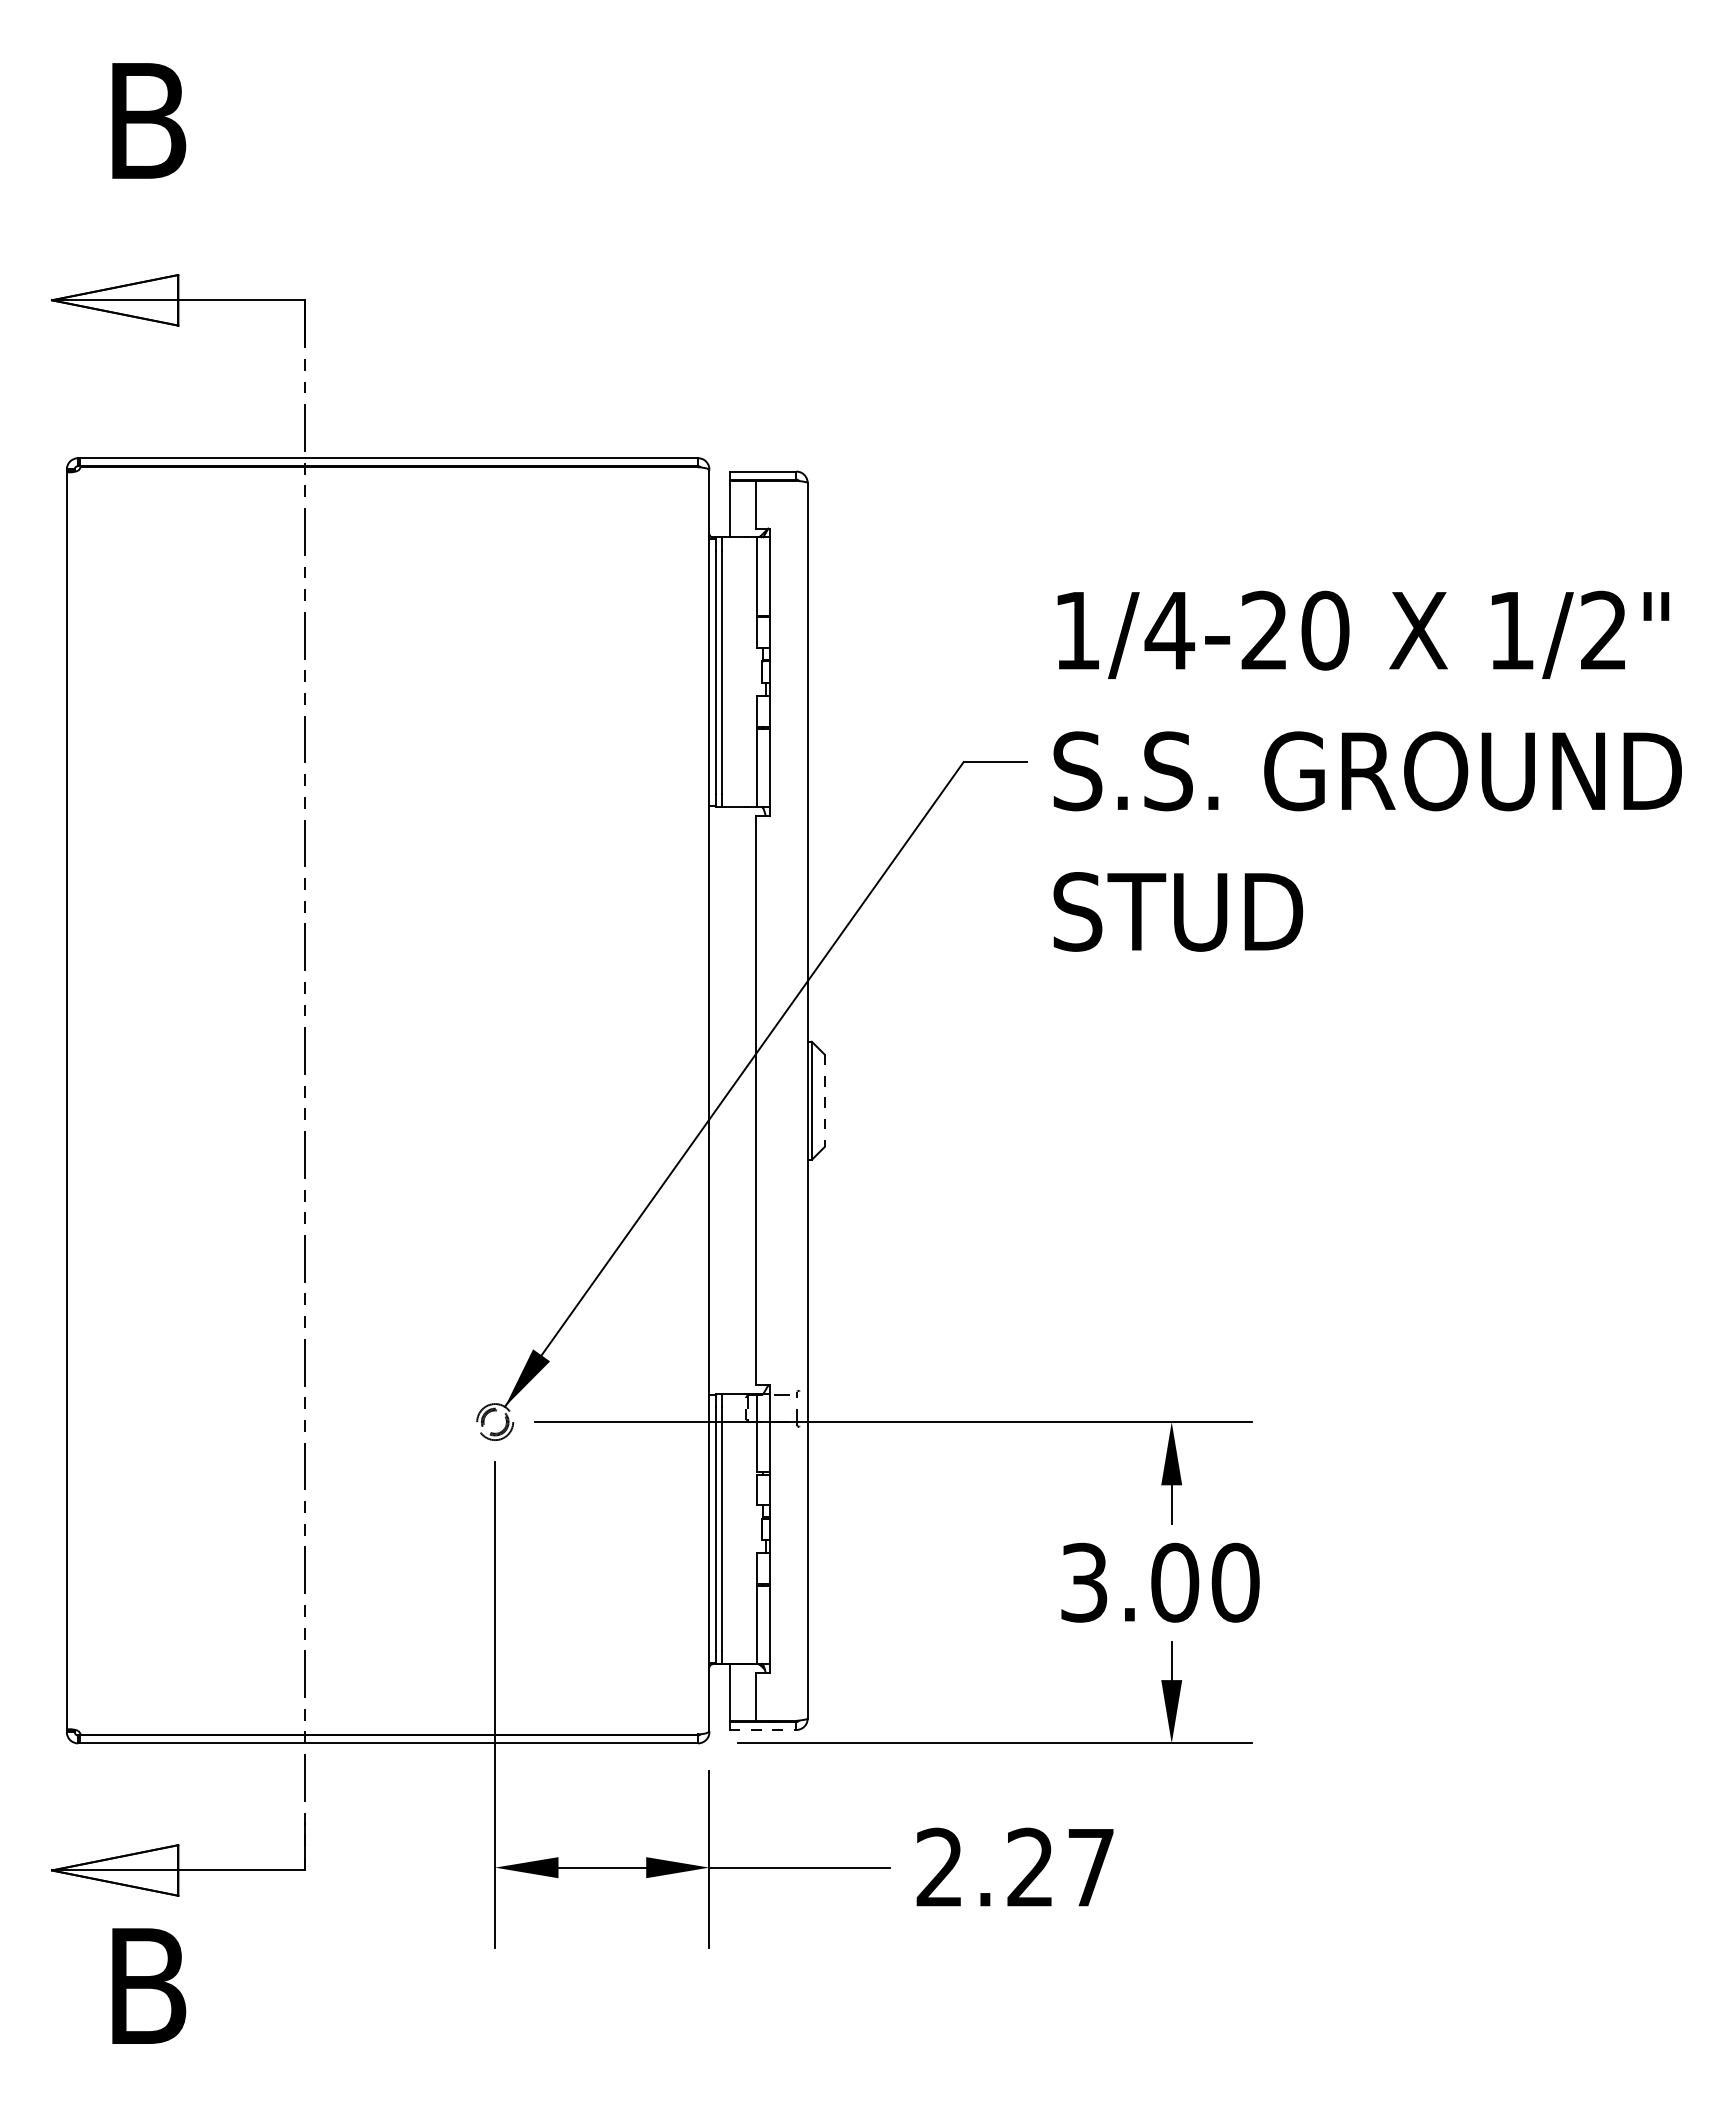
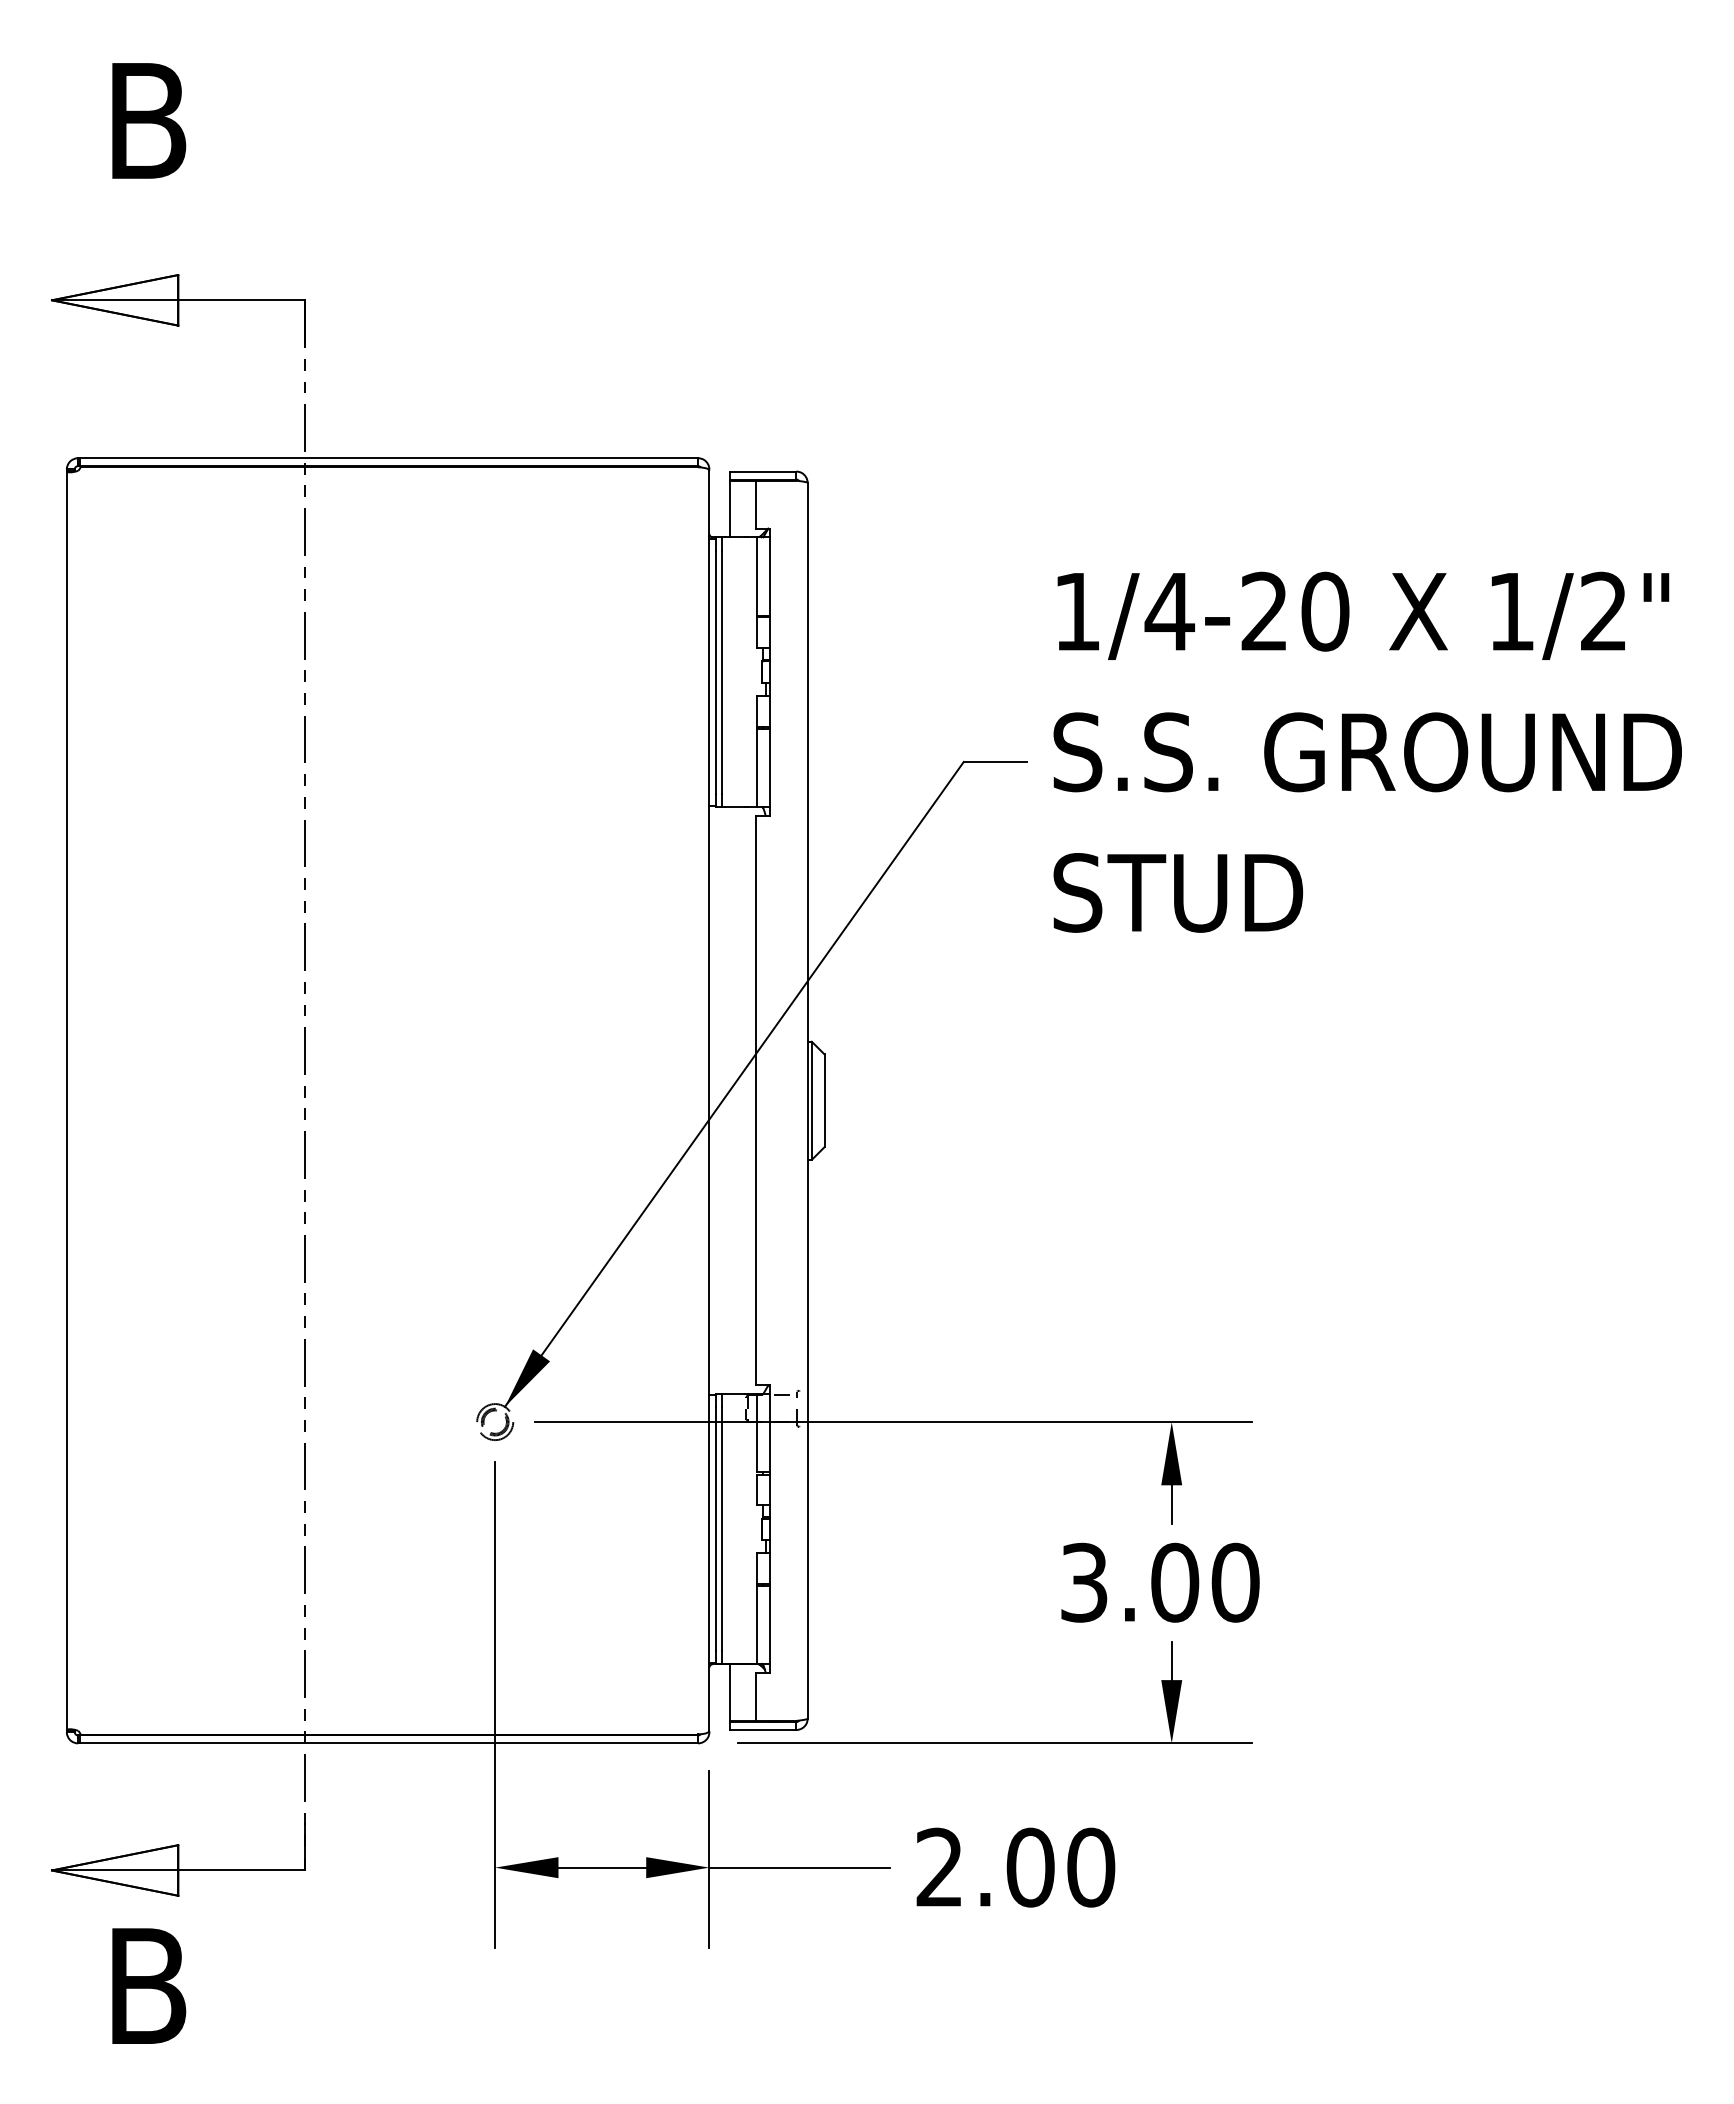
text position: (1367, 770) -> (1367, 751) (1367, 751)
line: dashed -> solid (824, 1101)
line: dashed -> solid (763, 1730)
text: 2.27 -> 2.00 (1060, 1867)
